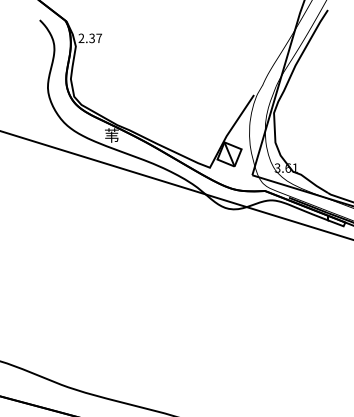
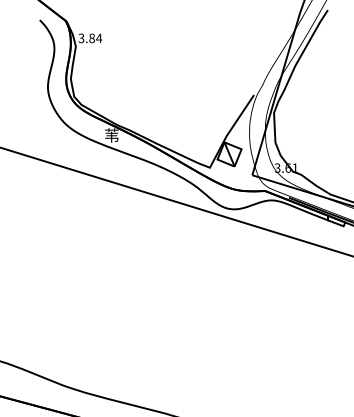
text: 2.37 -> 3.84 (90, 38)
line position: (176, 185) -> (176, 201) (176, 201)
